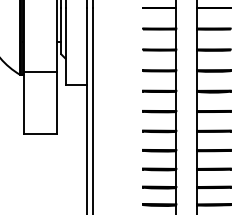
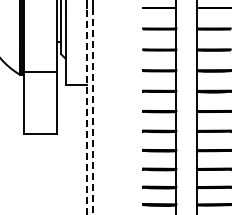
line: solid -> dashed (92, 110)
line: solid -> dashed (86, 111)
